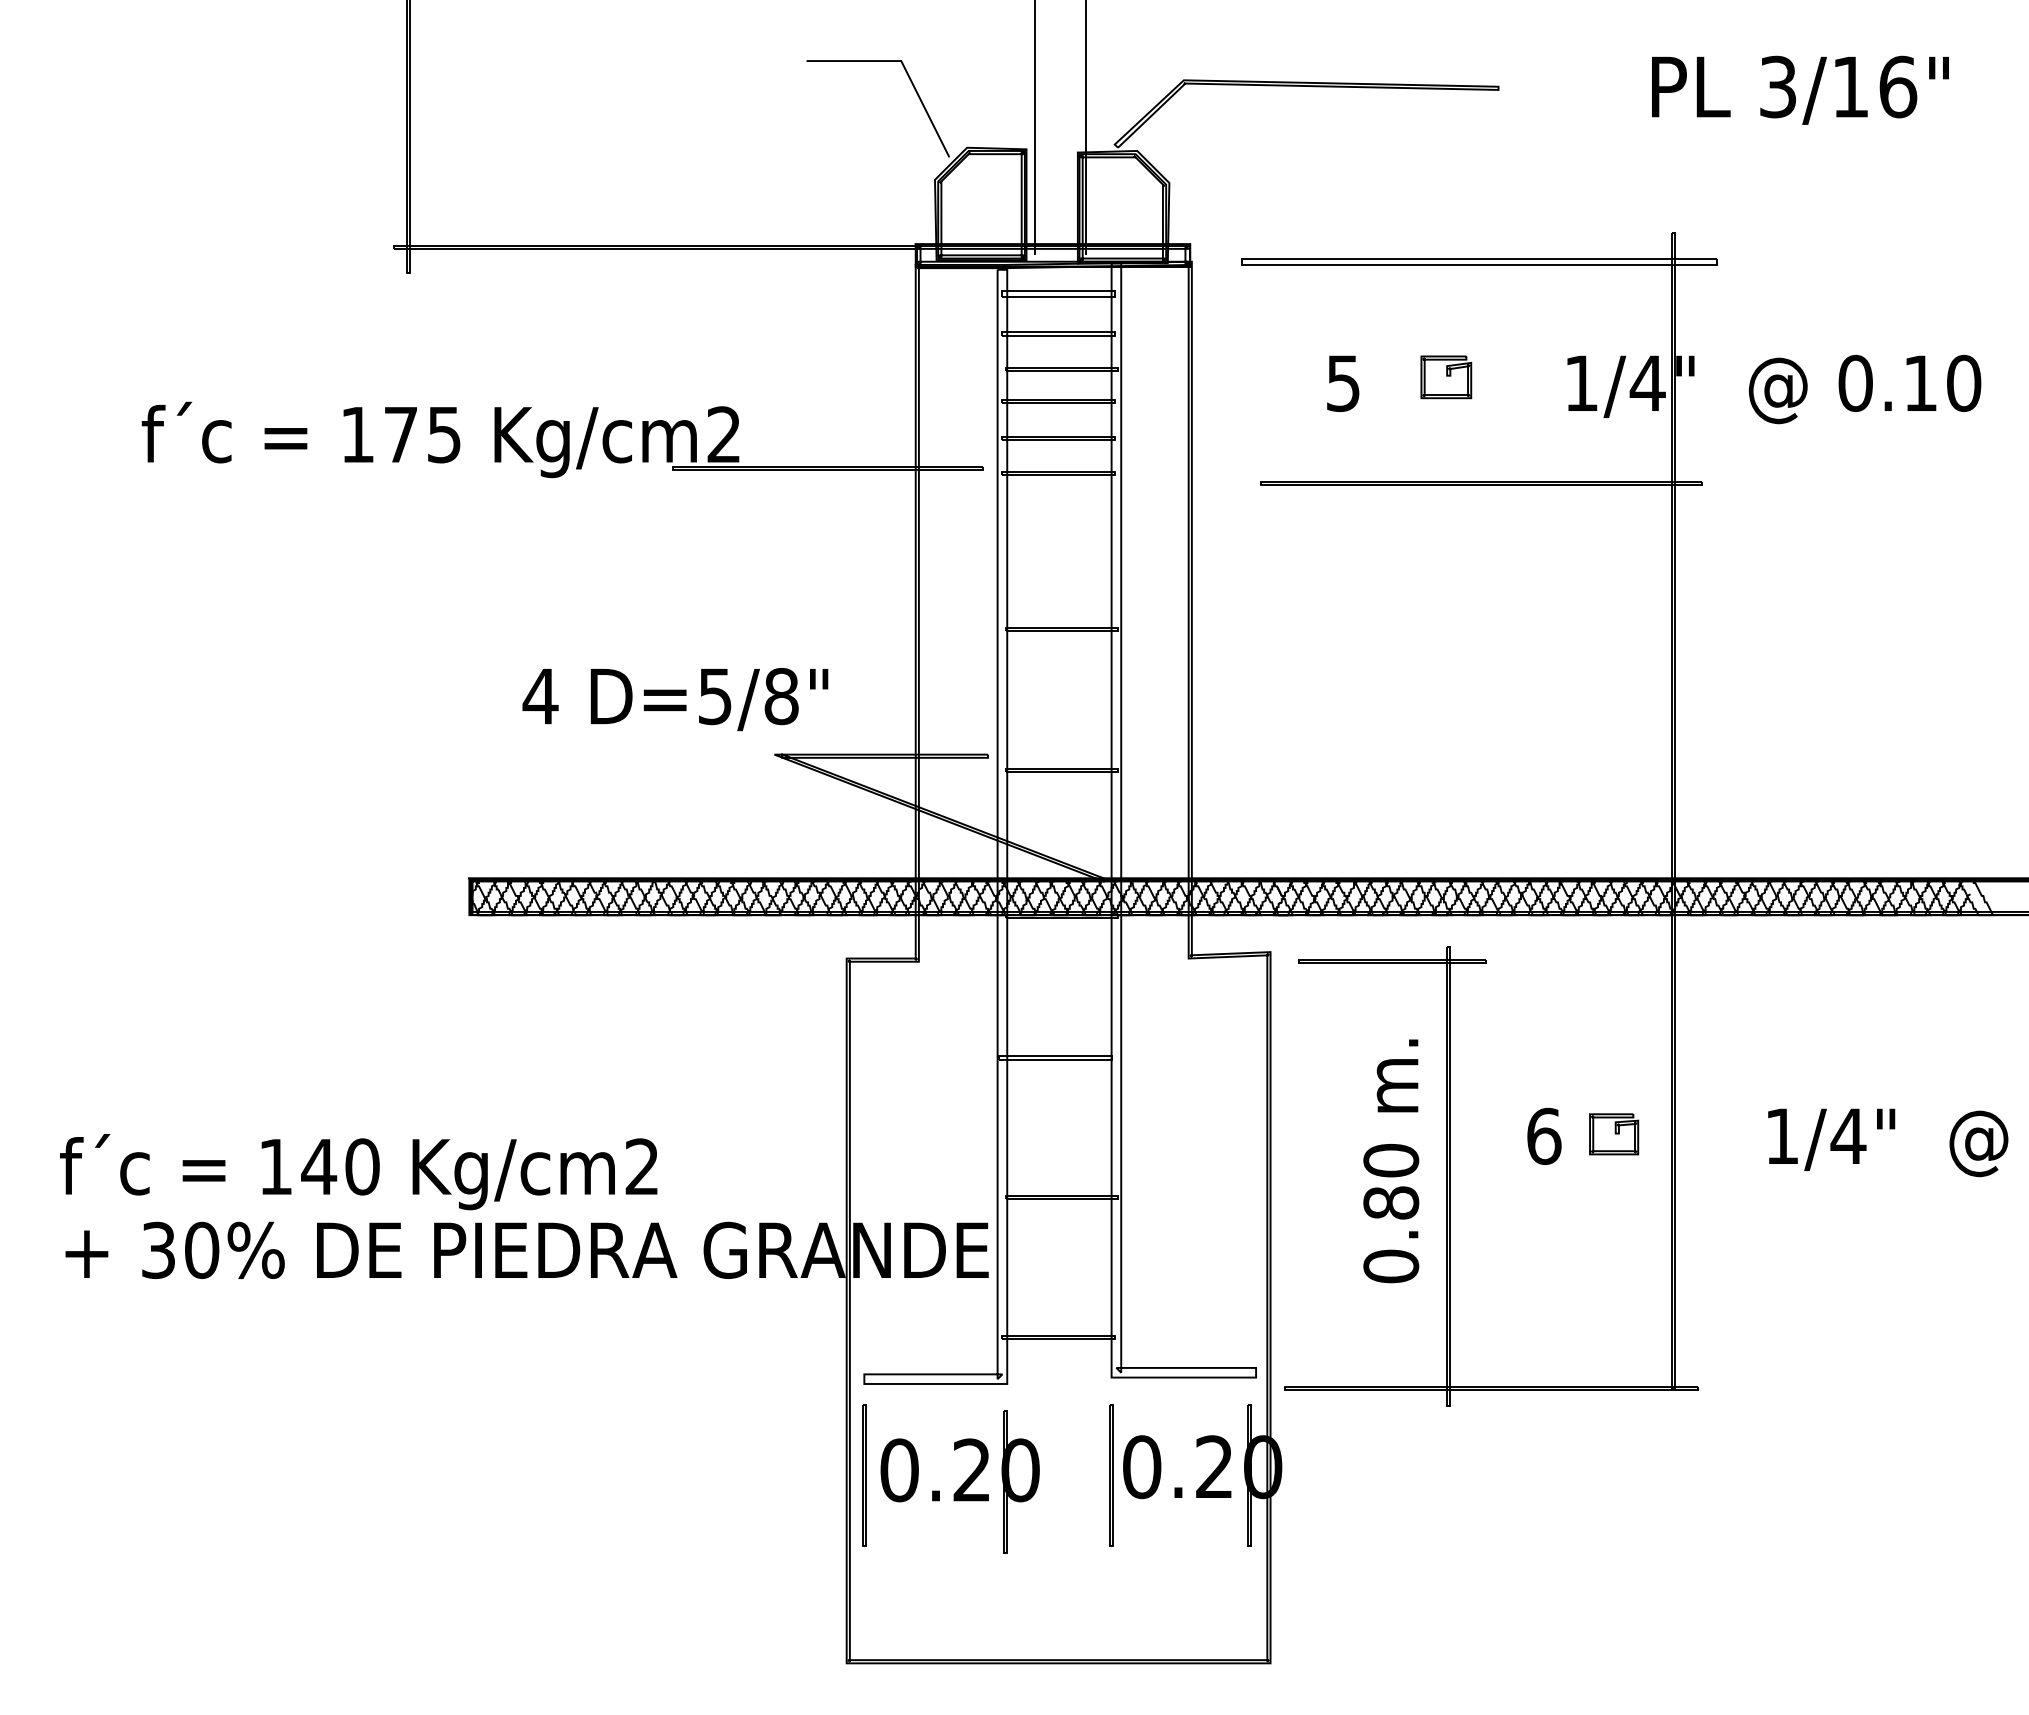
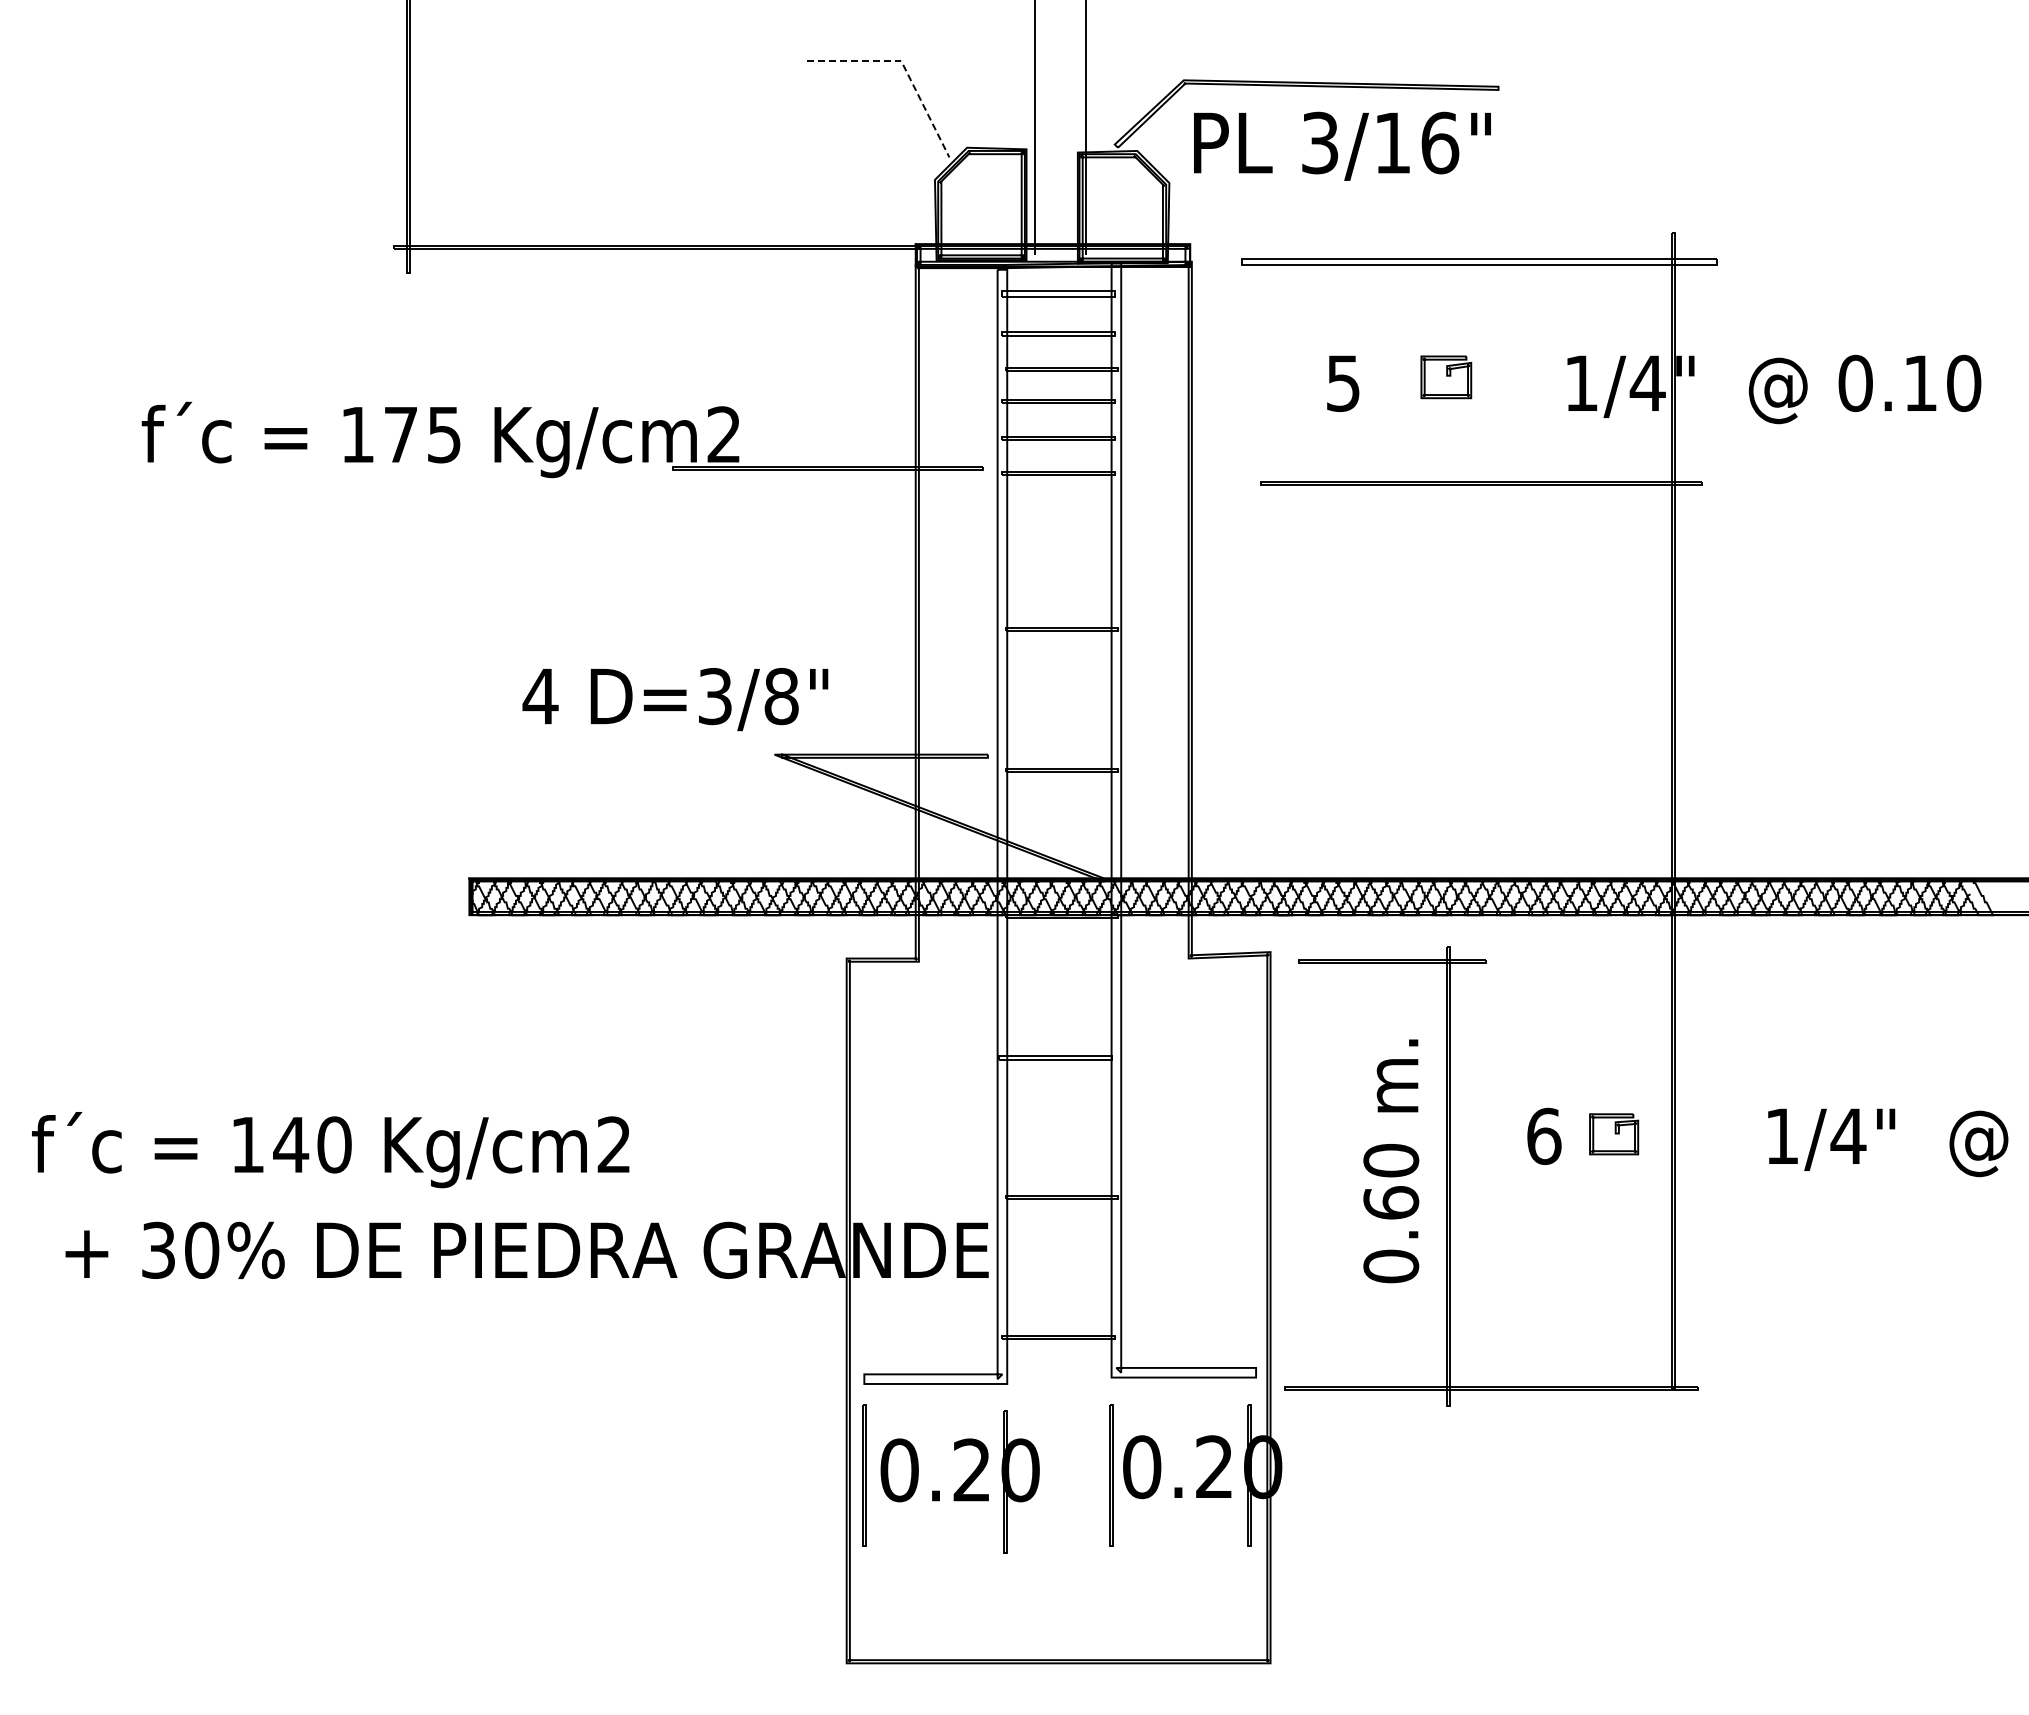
line: solid -> dashed (903, 66)
text position: (1800, 89) -> (1342, 145) (1342, 145)
text: D=5/8" -> D=3/8" (715, 696)
text position: (358, 1172) -> (330, 1150) (330, 1150)
text: 0.80 -> 0.60 (1391, 1202)
